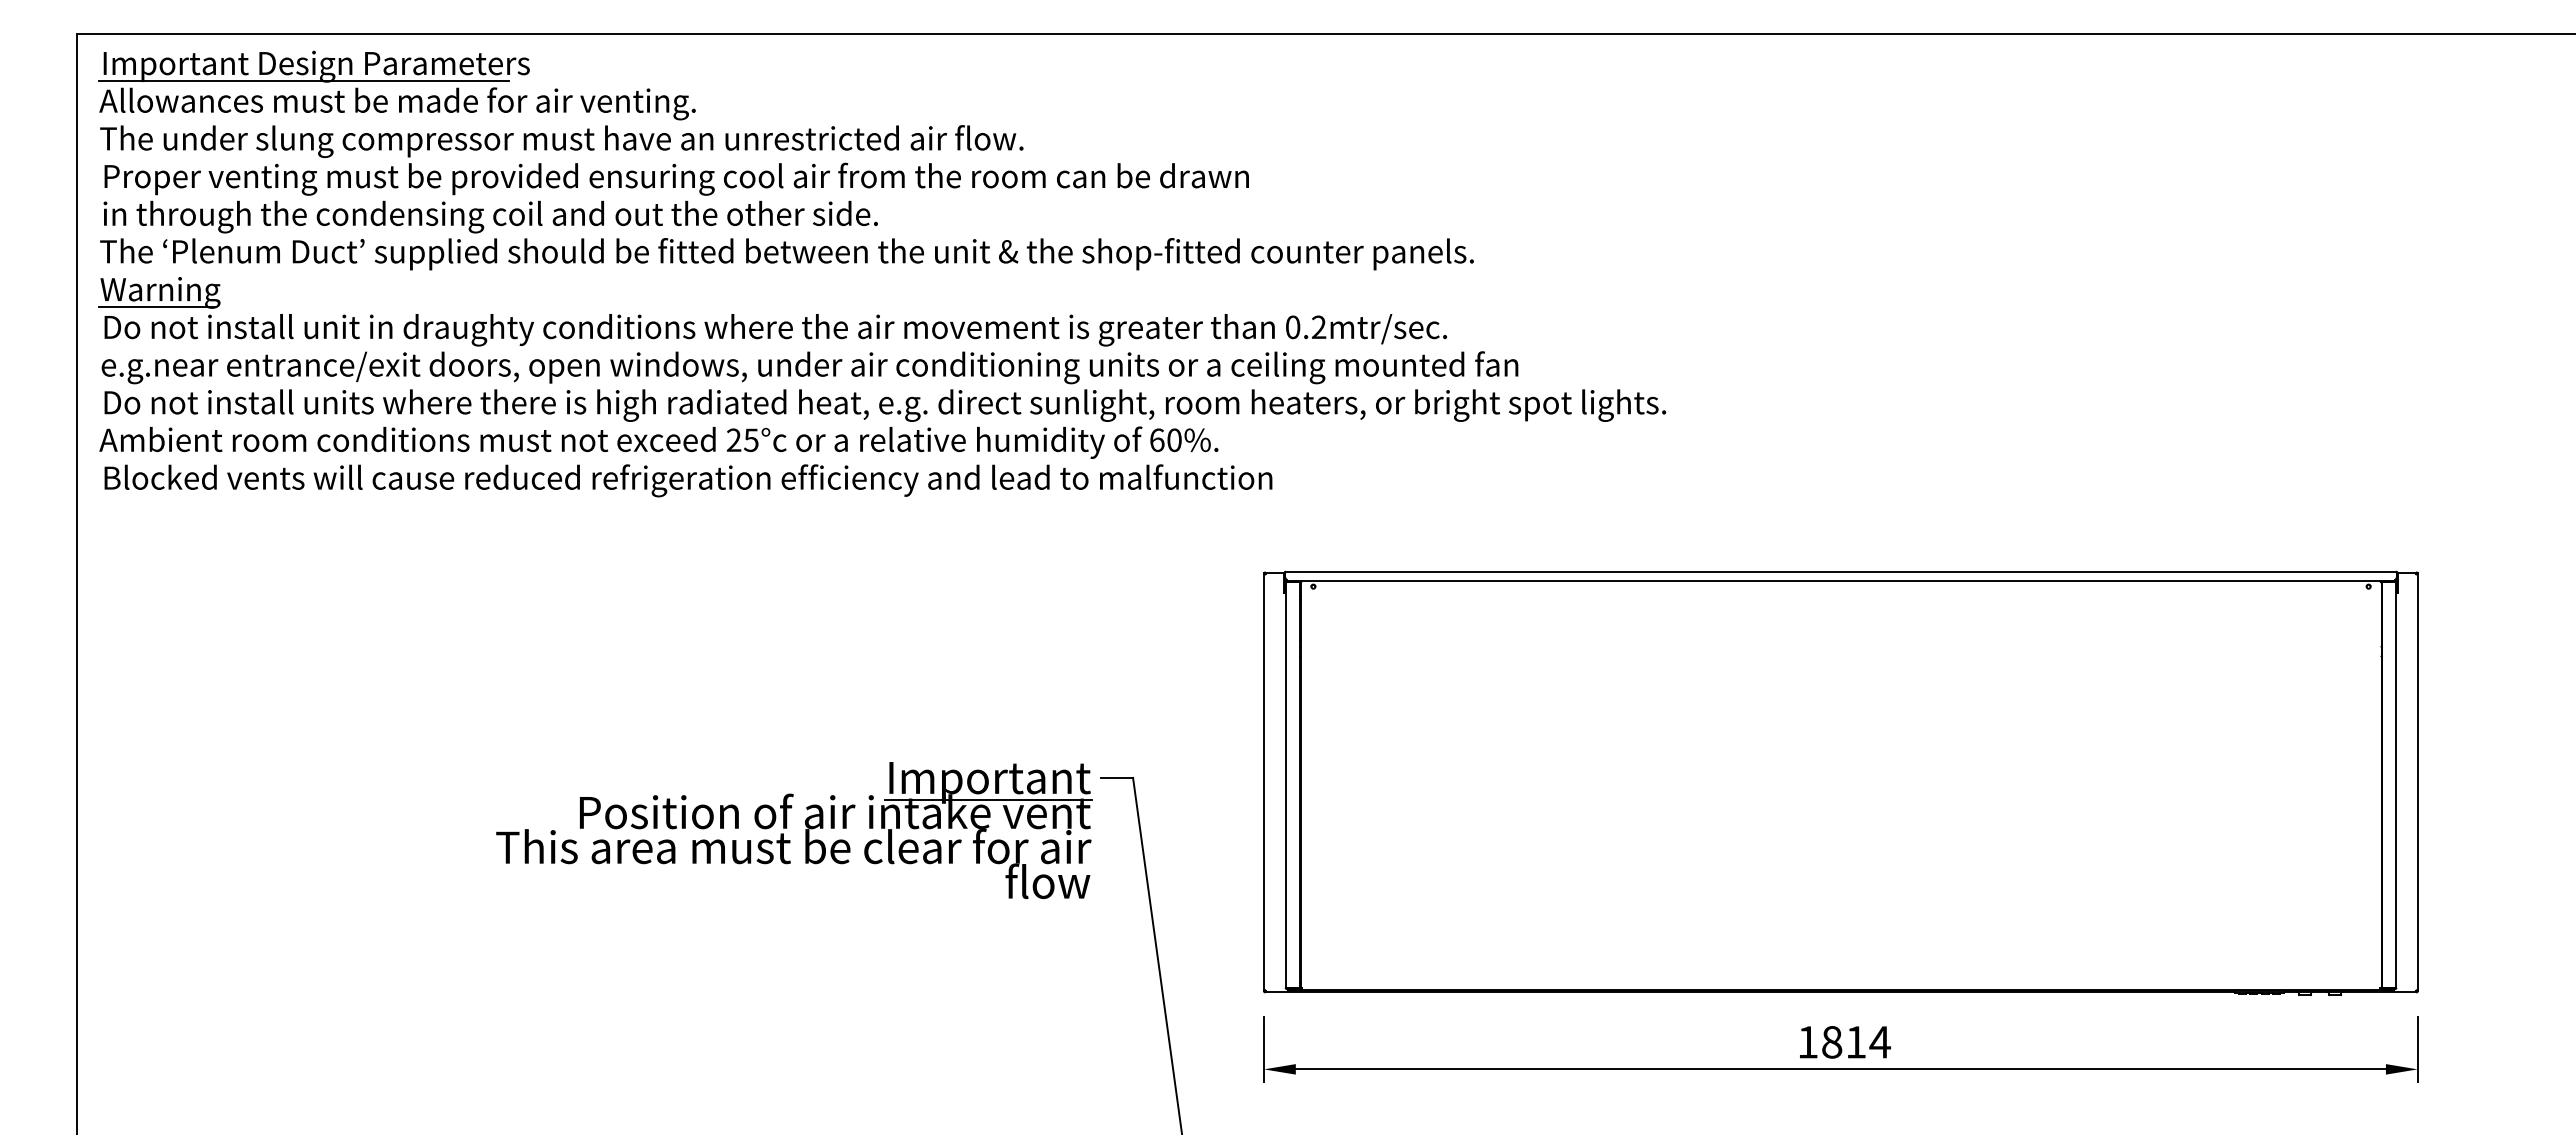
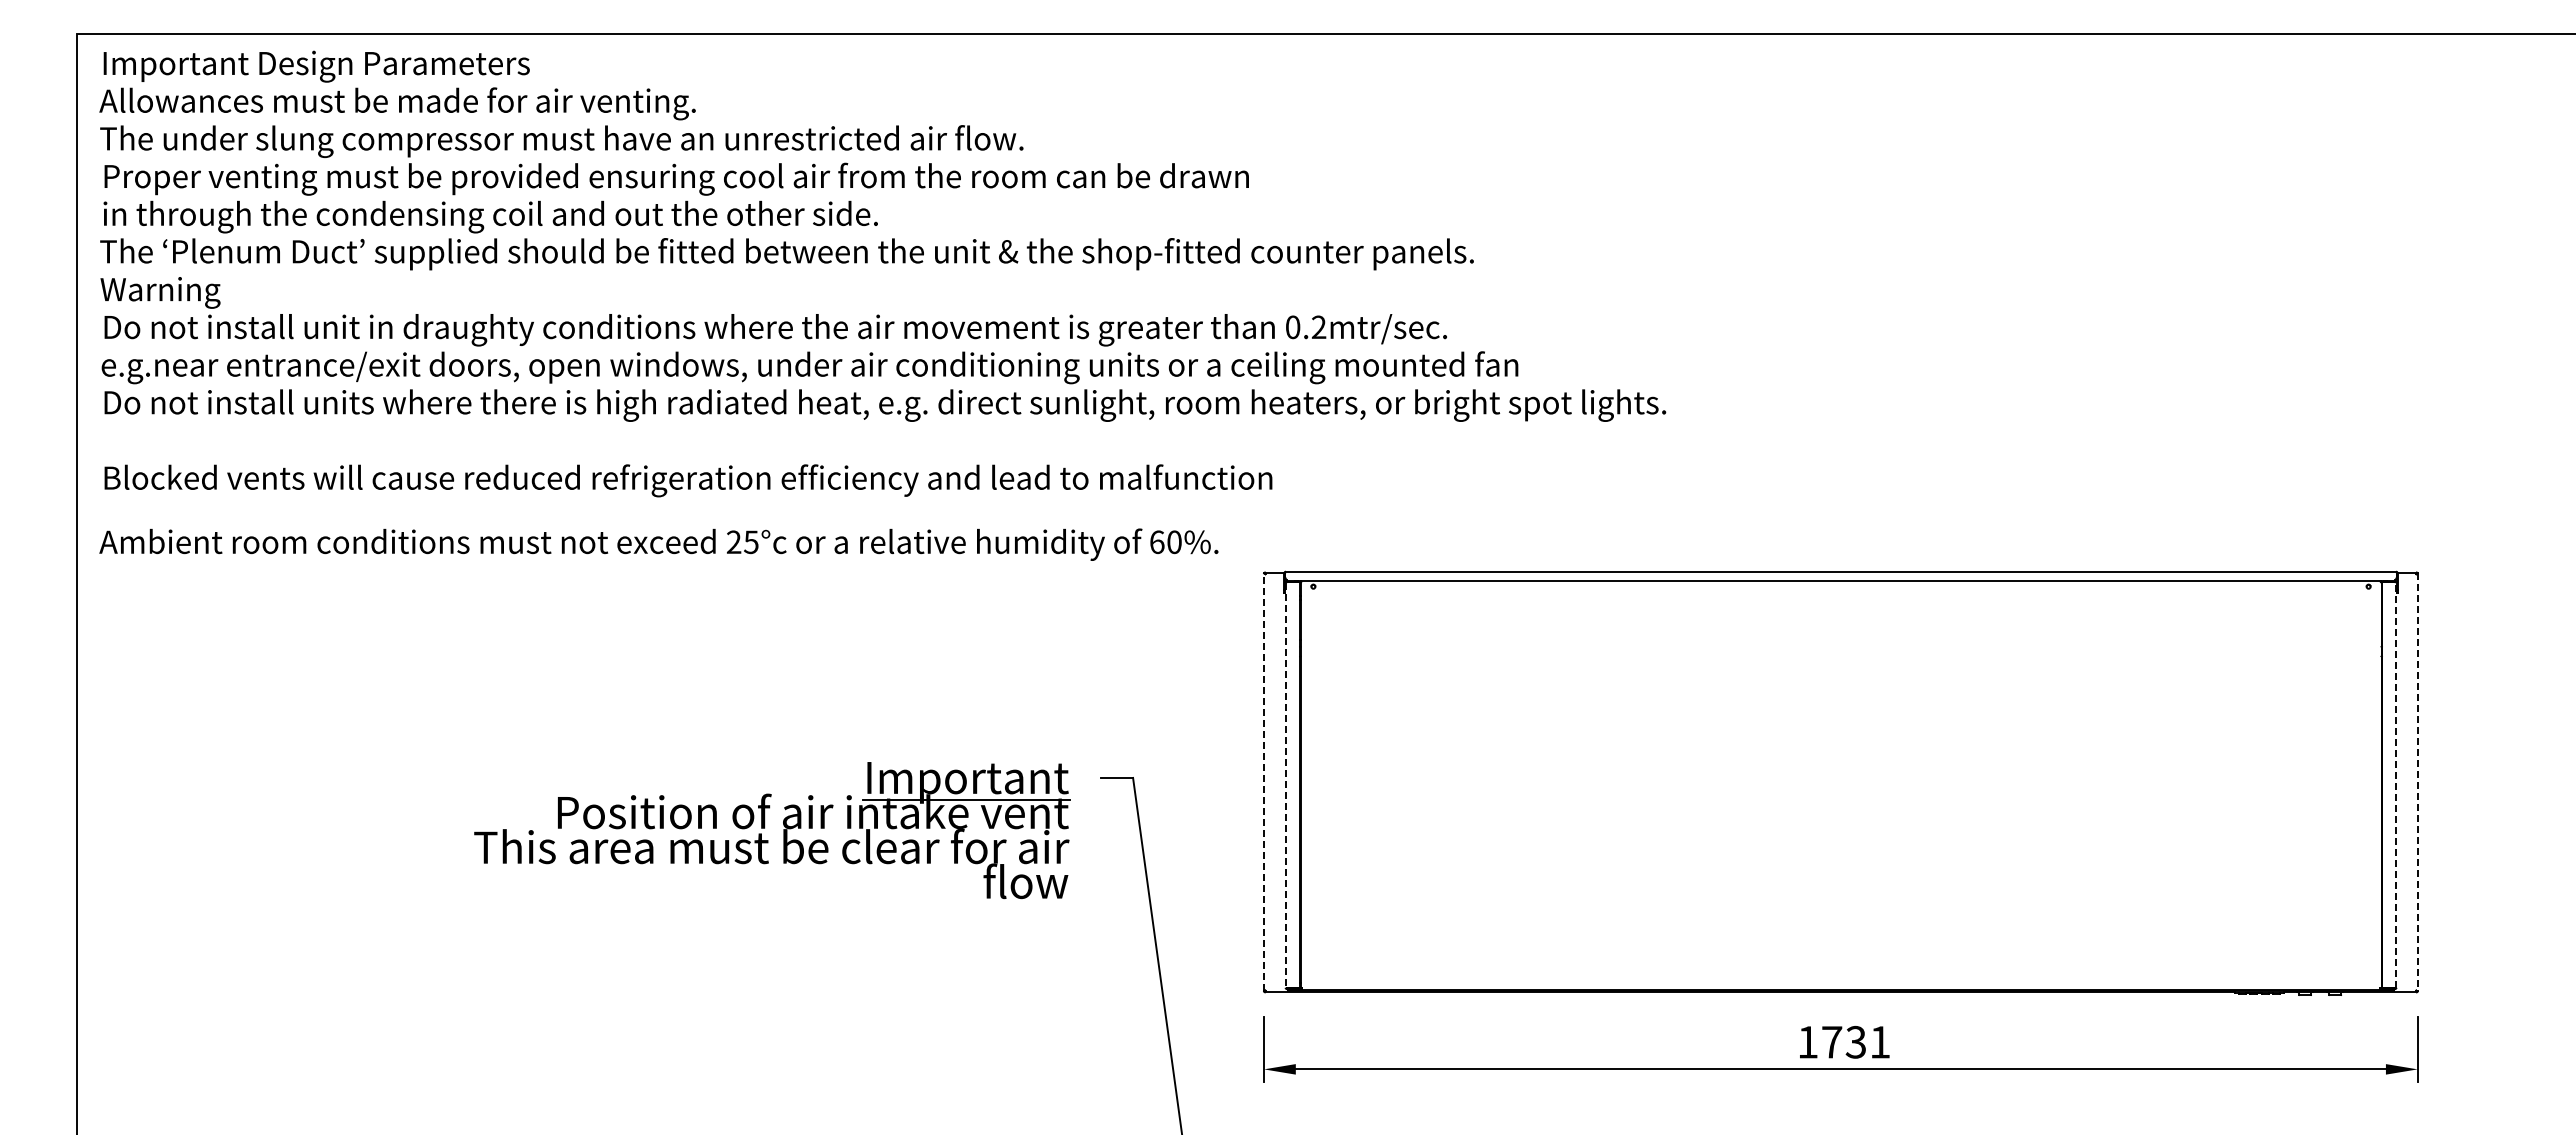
line: present -> none (304, 80)
line: present -> none (157, 306)
text position: (658, 442) -> (658, 544) (658, 544)
line: solid -> dashed (1264, 781)
line: solid -> dashed (2417, 782)
line: solid -> dashed (2396, 784)
line: solid -> dashed (1285, 785)
part position: (787, 827) -> (765, 827) (765, 827)
text: 1814 -> 1731 (1856, 1041)
